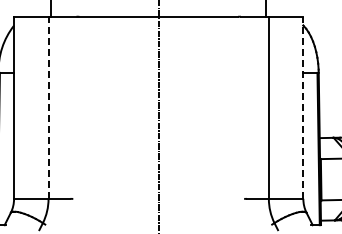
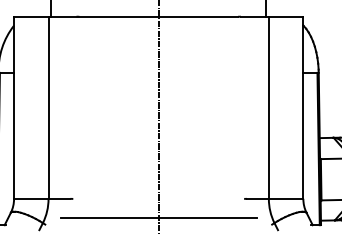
line: dashed -> solid (48, 107)
line: dashed -> solid (303, 107)
line: none -> present (158, 218)
